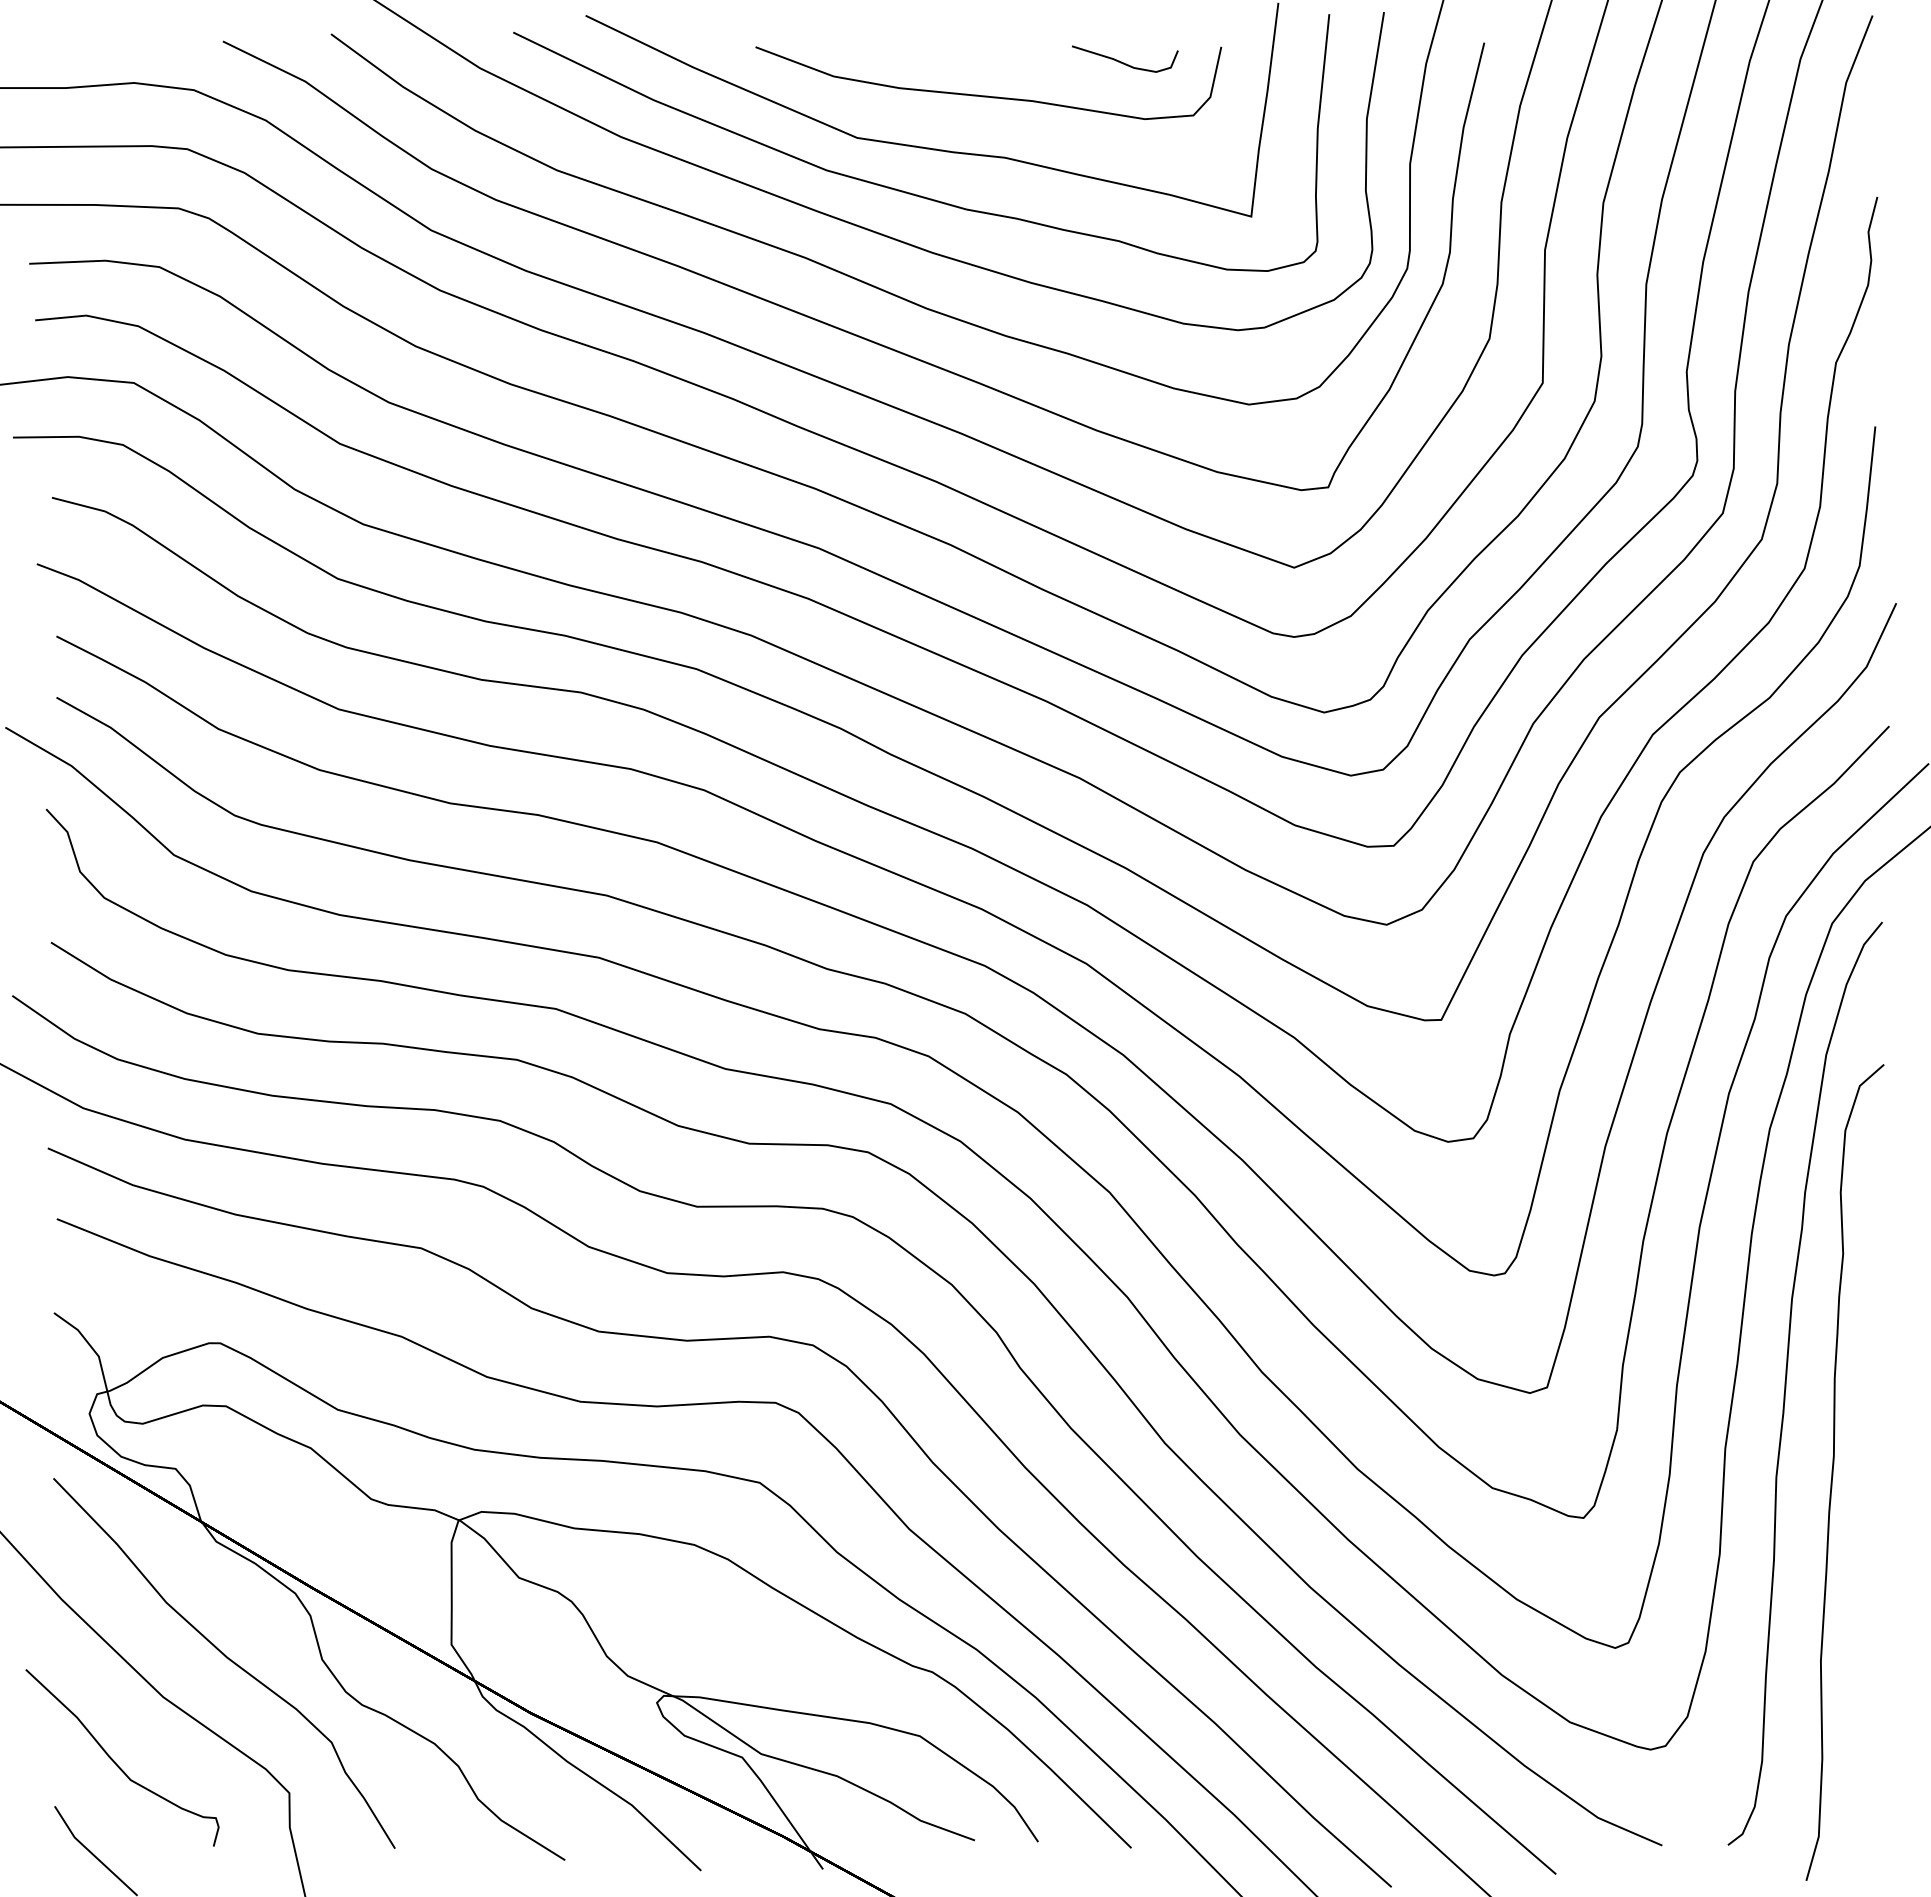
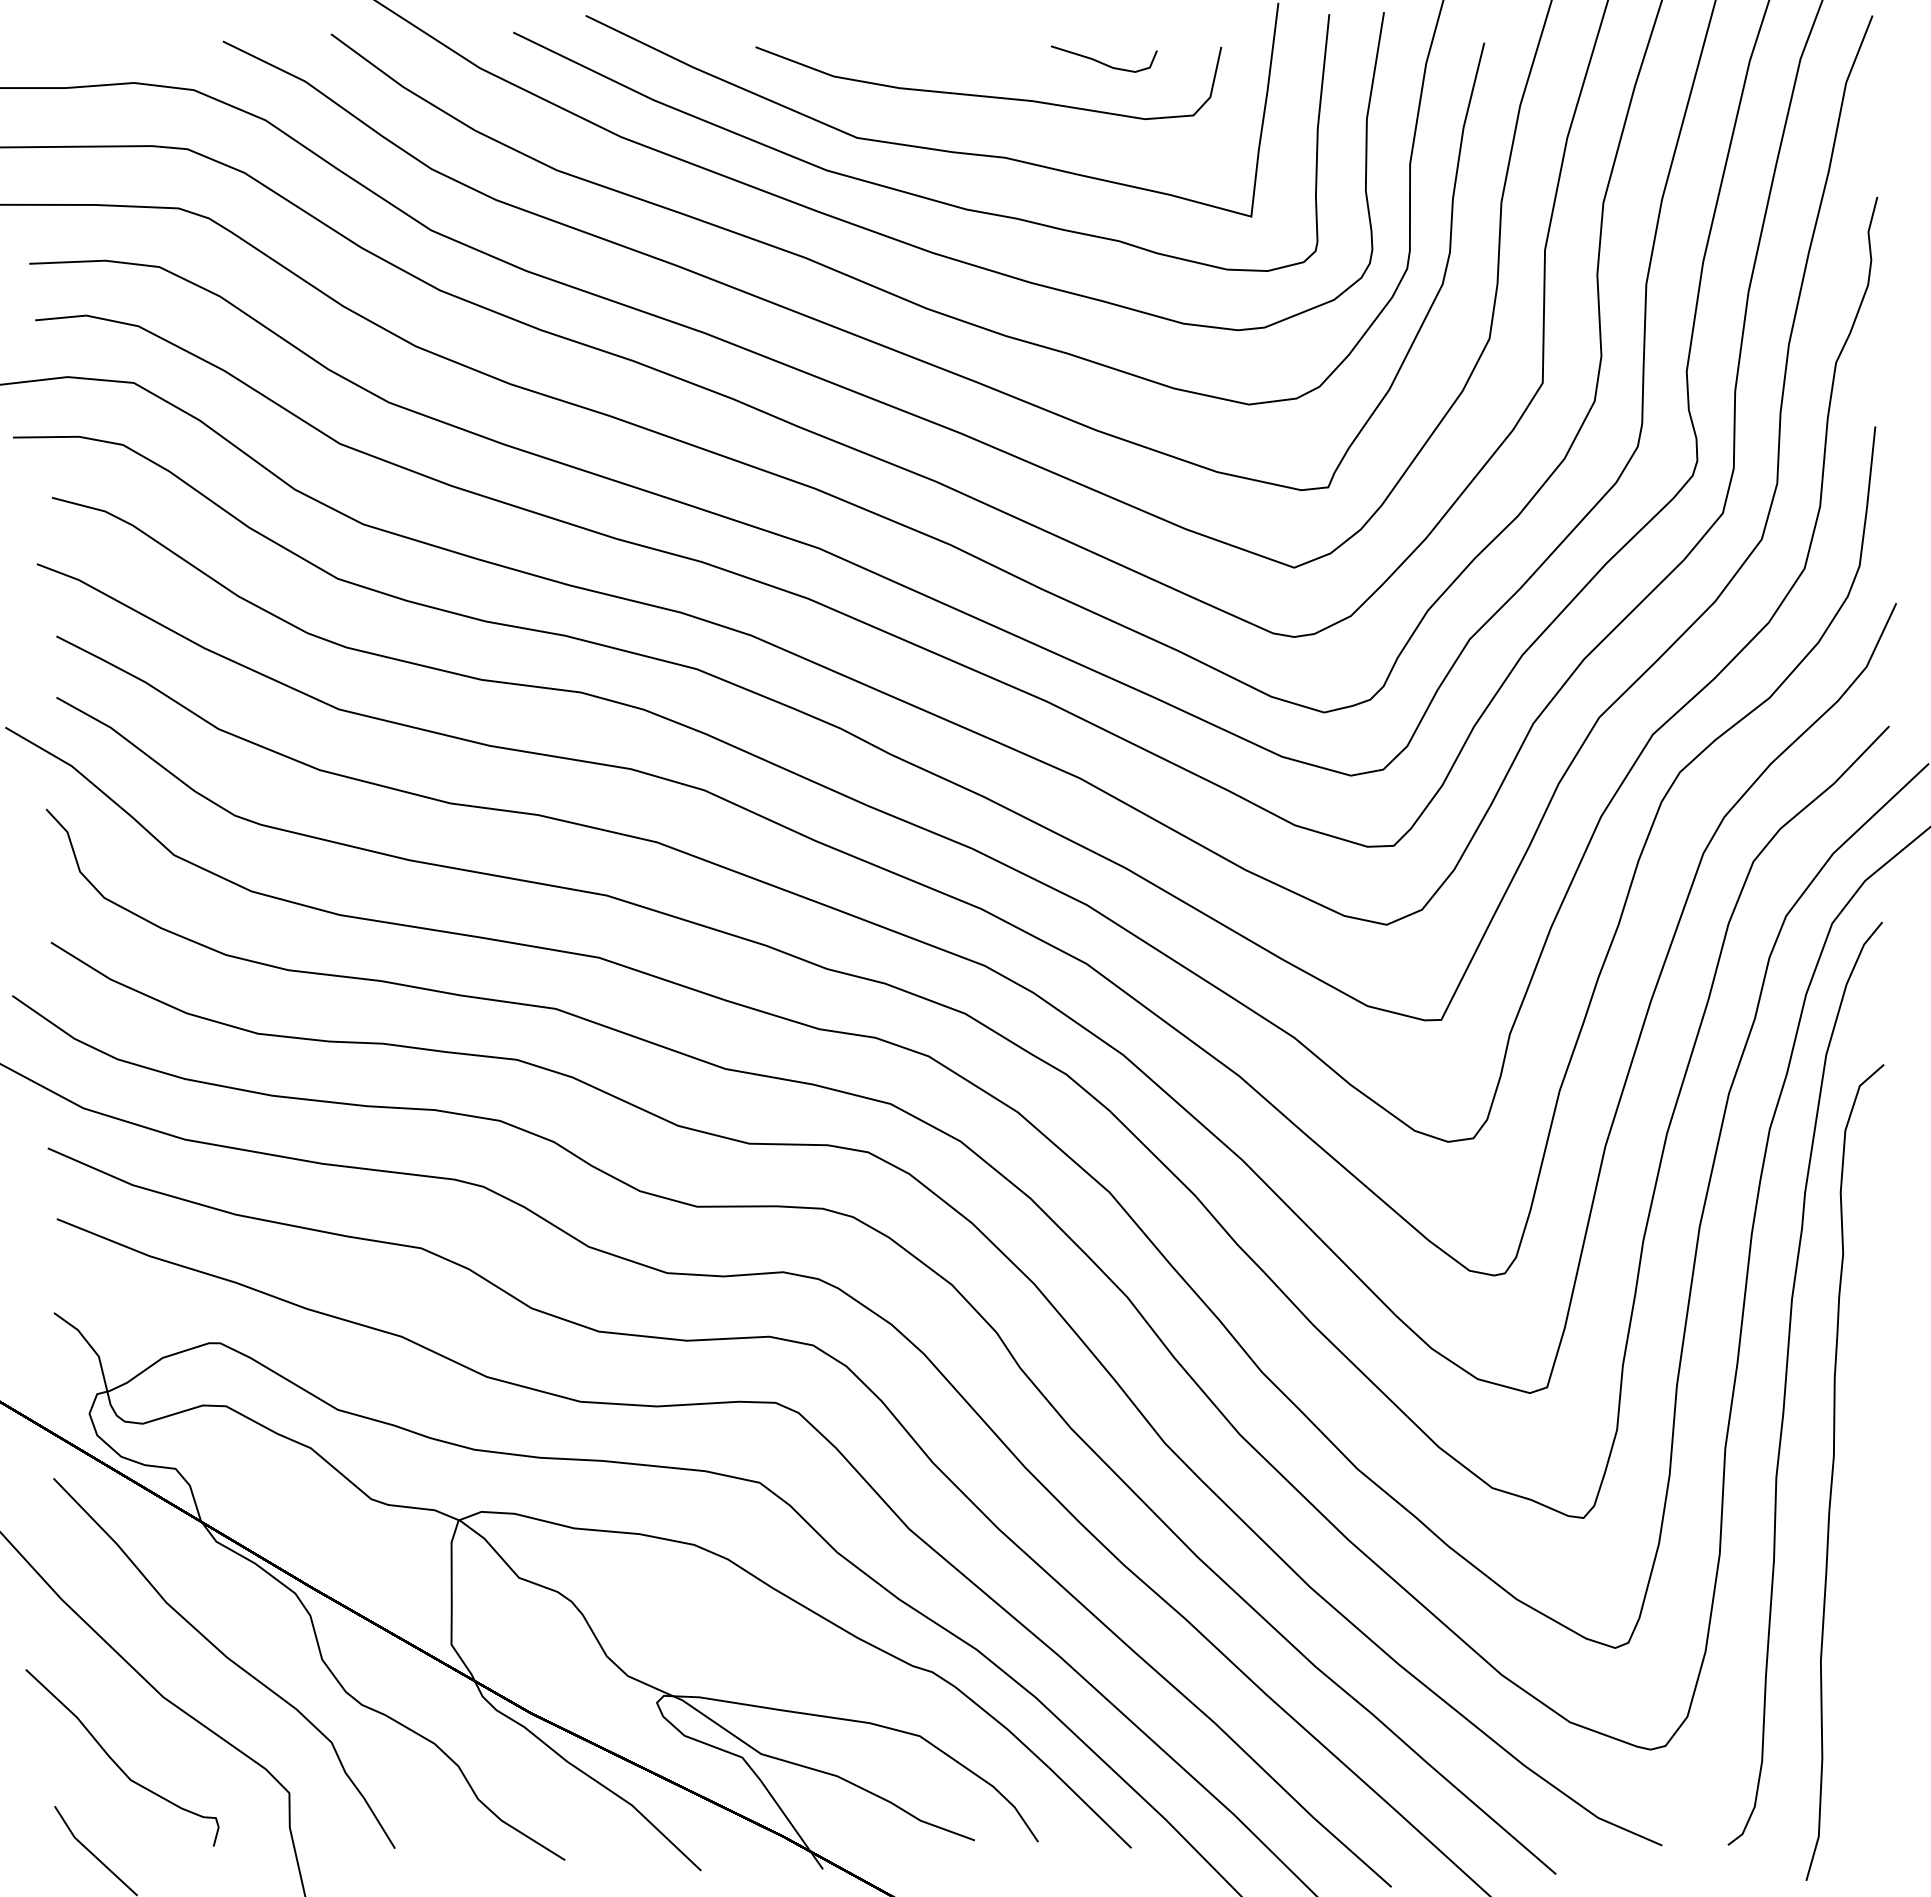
part position: (1124, 58) -> (1103, 58) (1103, 58)
